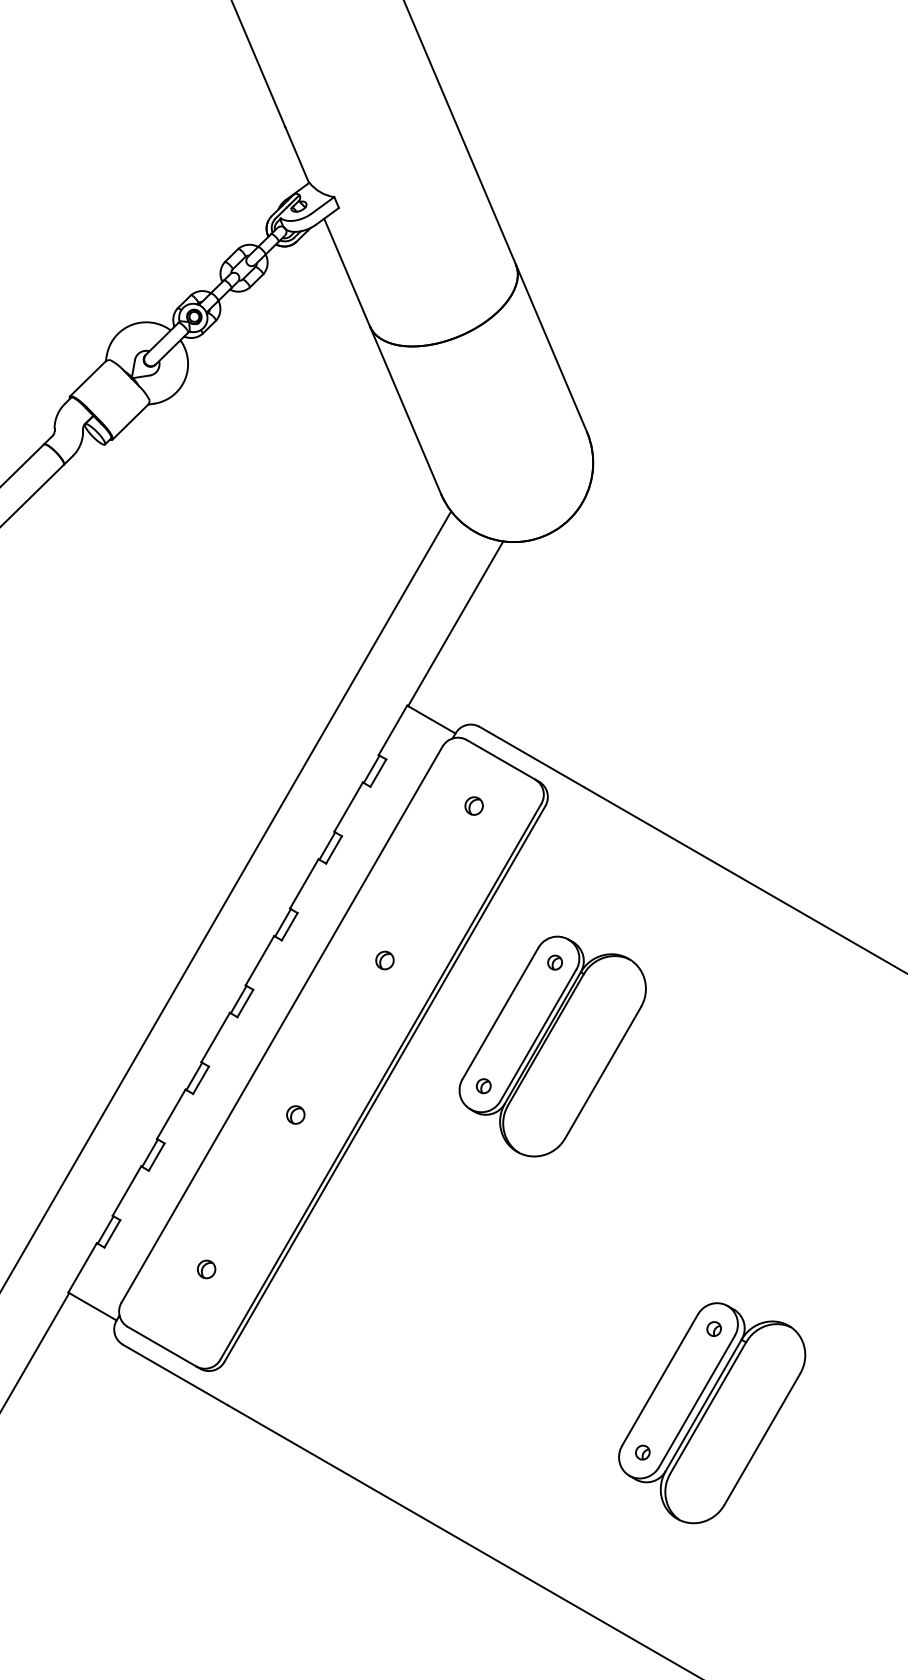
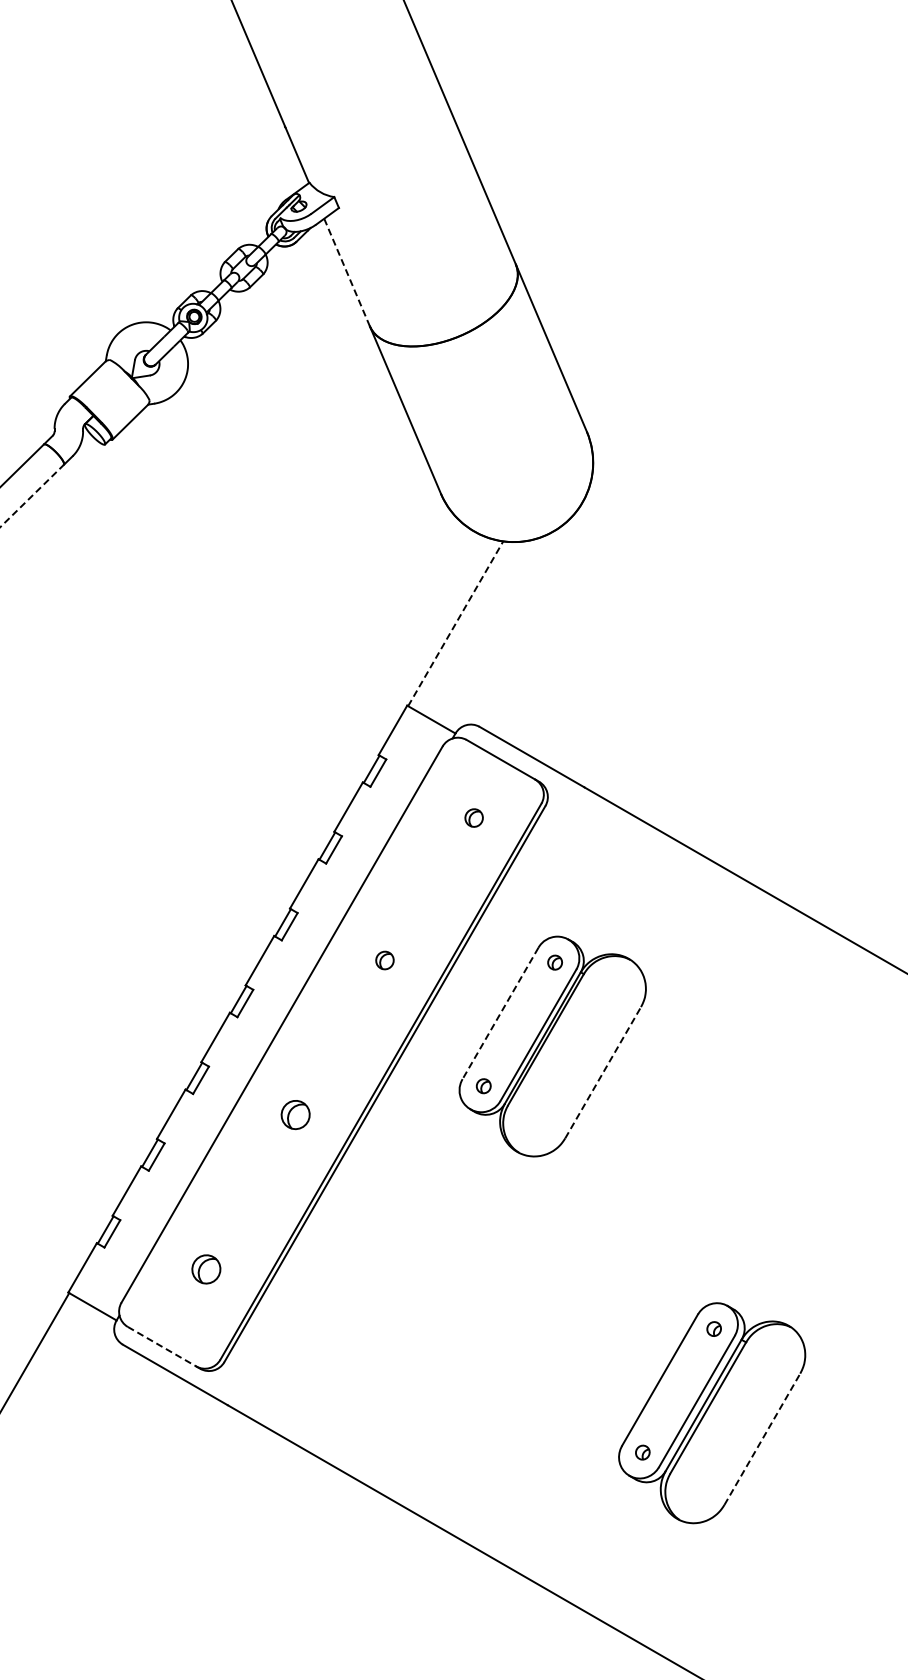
line: solid -> dashed (347, 273)
line: solid -> dashed (32, 495)
line: solid -> dashed (455, 623)
part position: (473, 805) -> (473, 817) (473, 817)
line: present -> none (226, 900)
line: solid -> dashed (500, 1013)
line: solid -> dashed (603, 1072)
part size: 20x20 px -> 31x31 px (295, 1115)
part size: 20x21 px -> 31x31 px (206, 1269)
line: solid -> dashed (162, 1346)
line: solid -> dashed (762, 1439)
